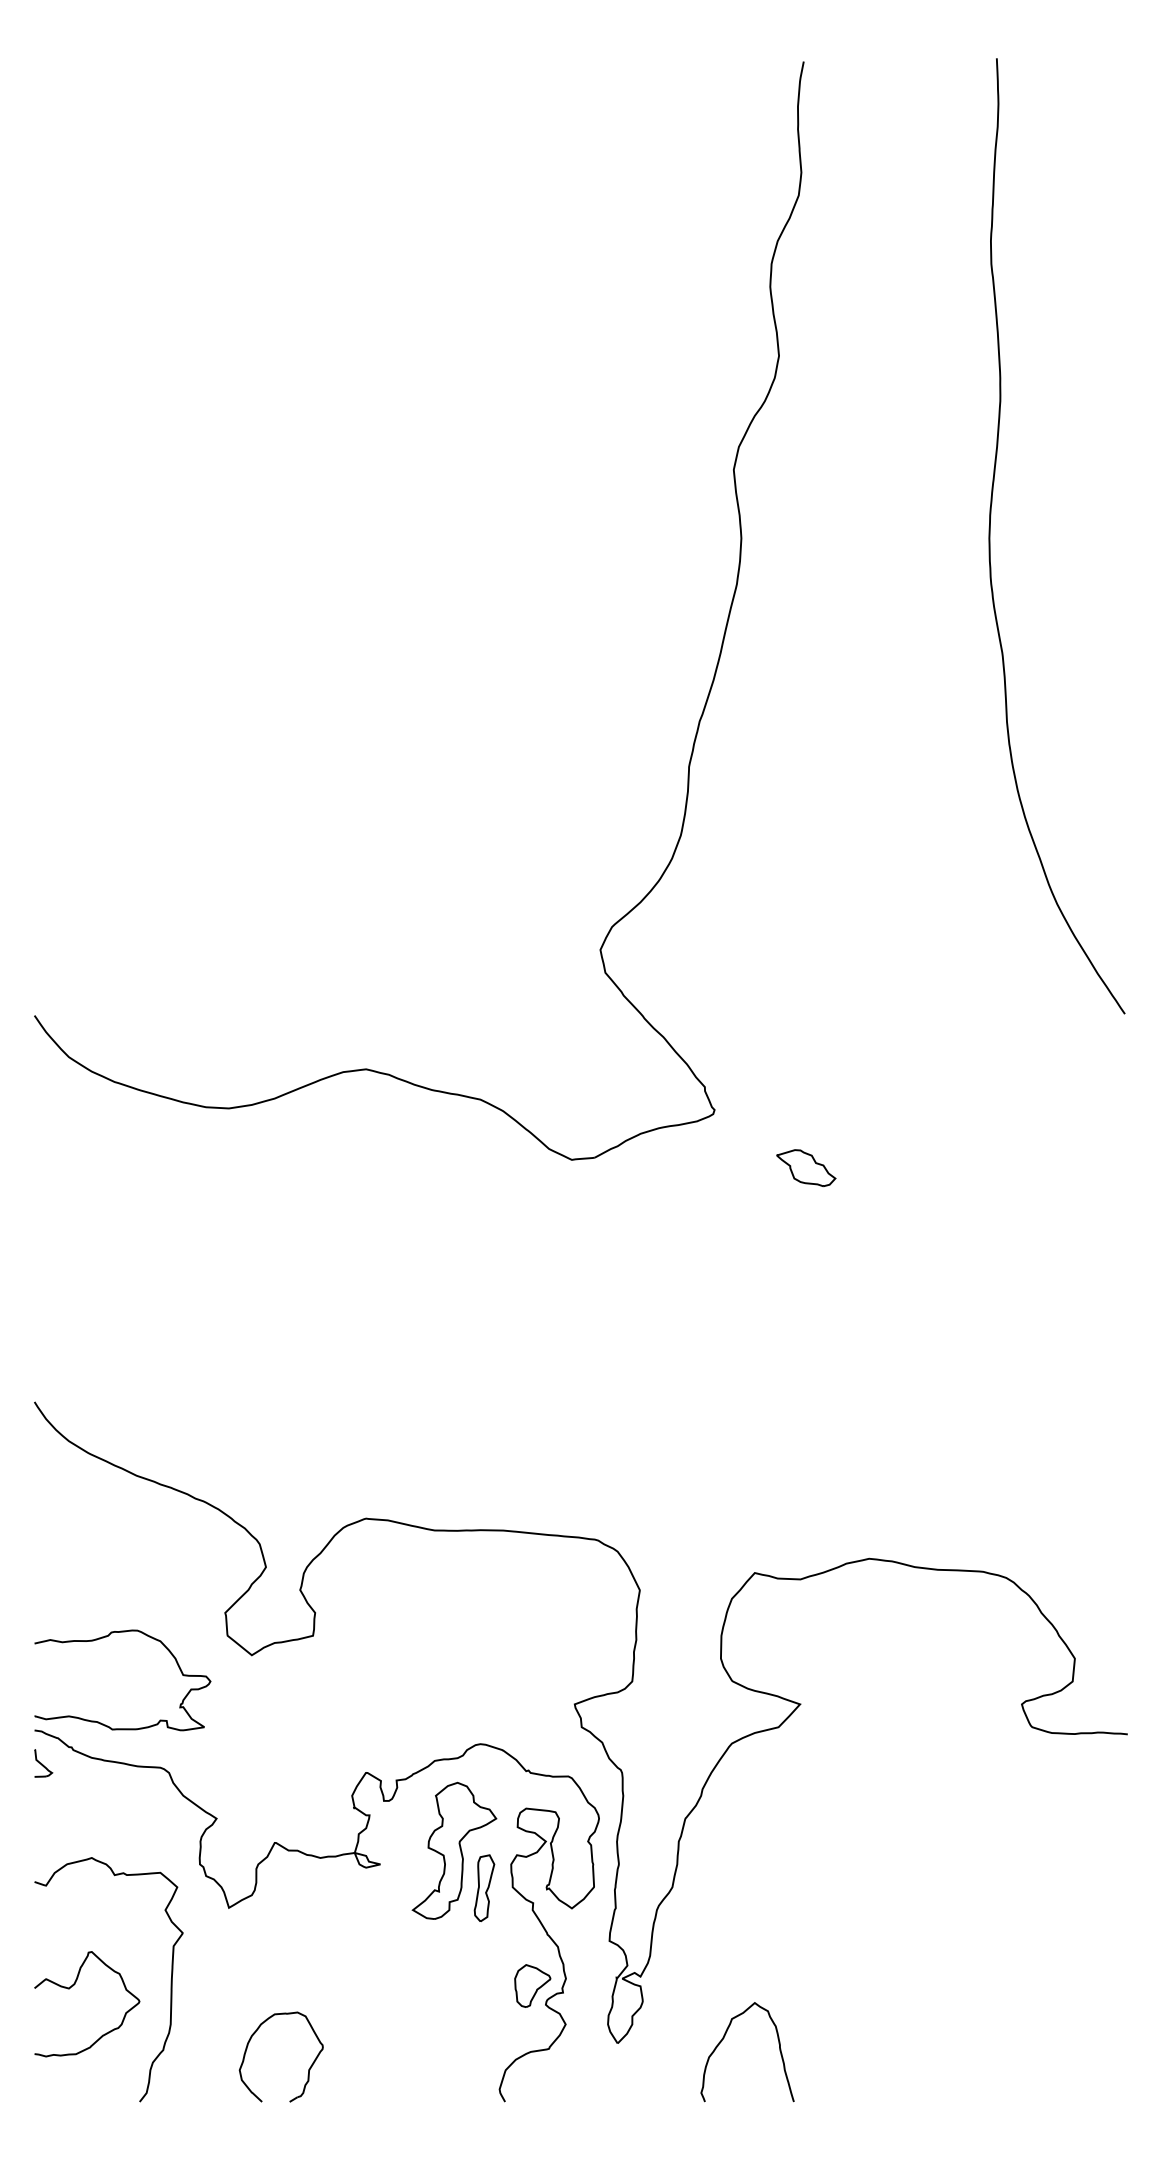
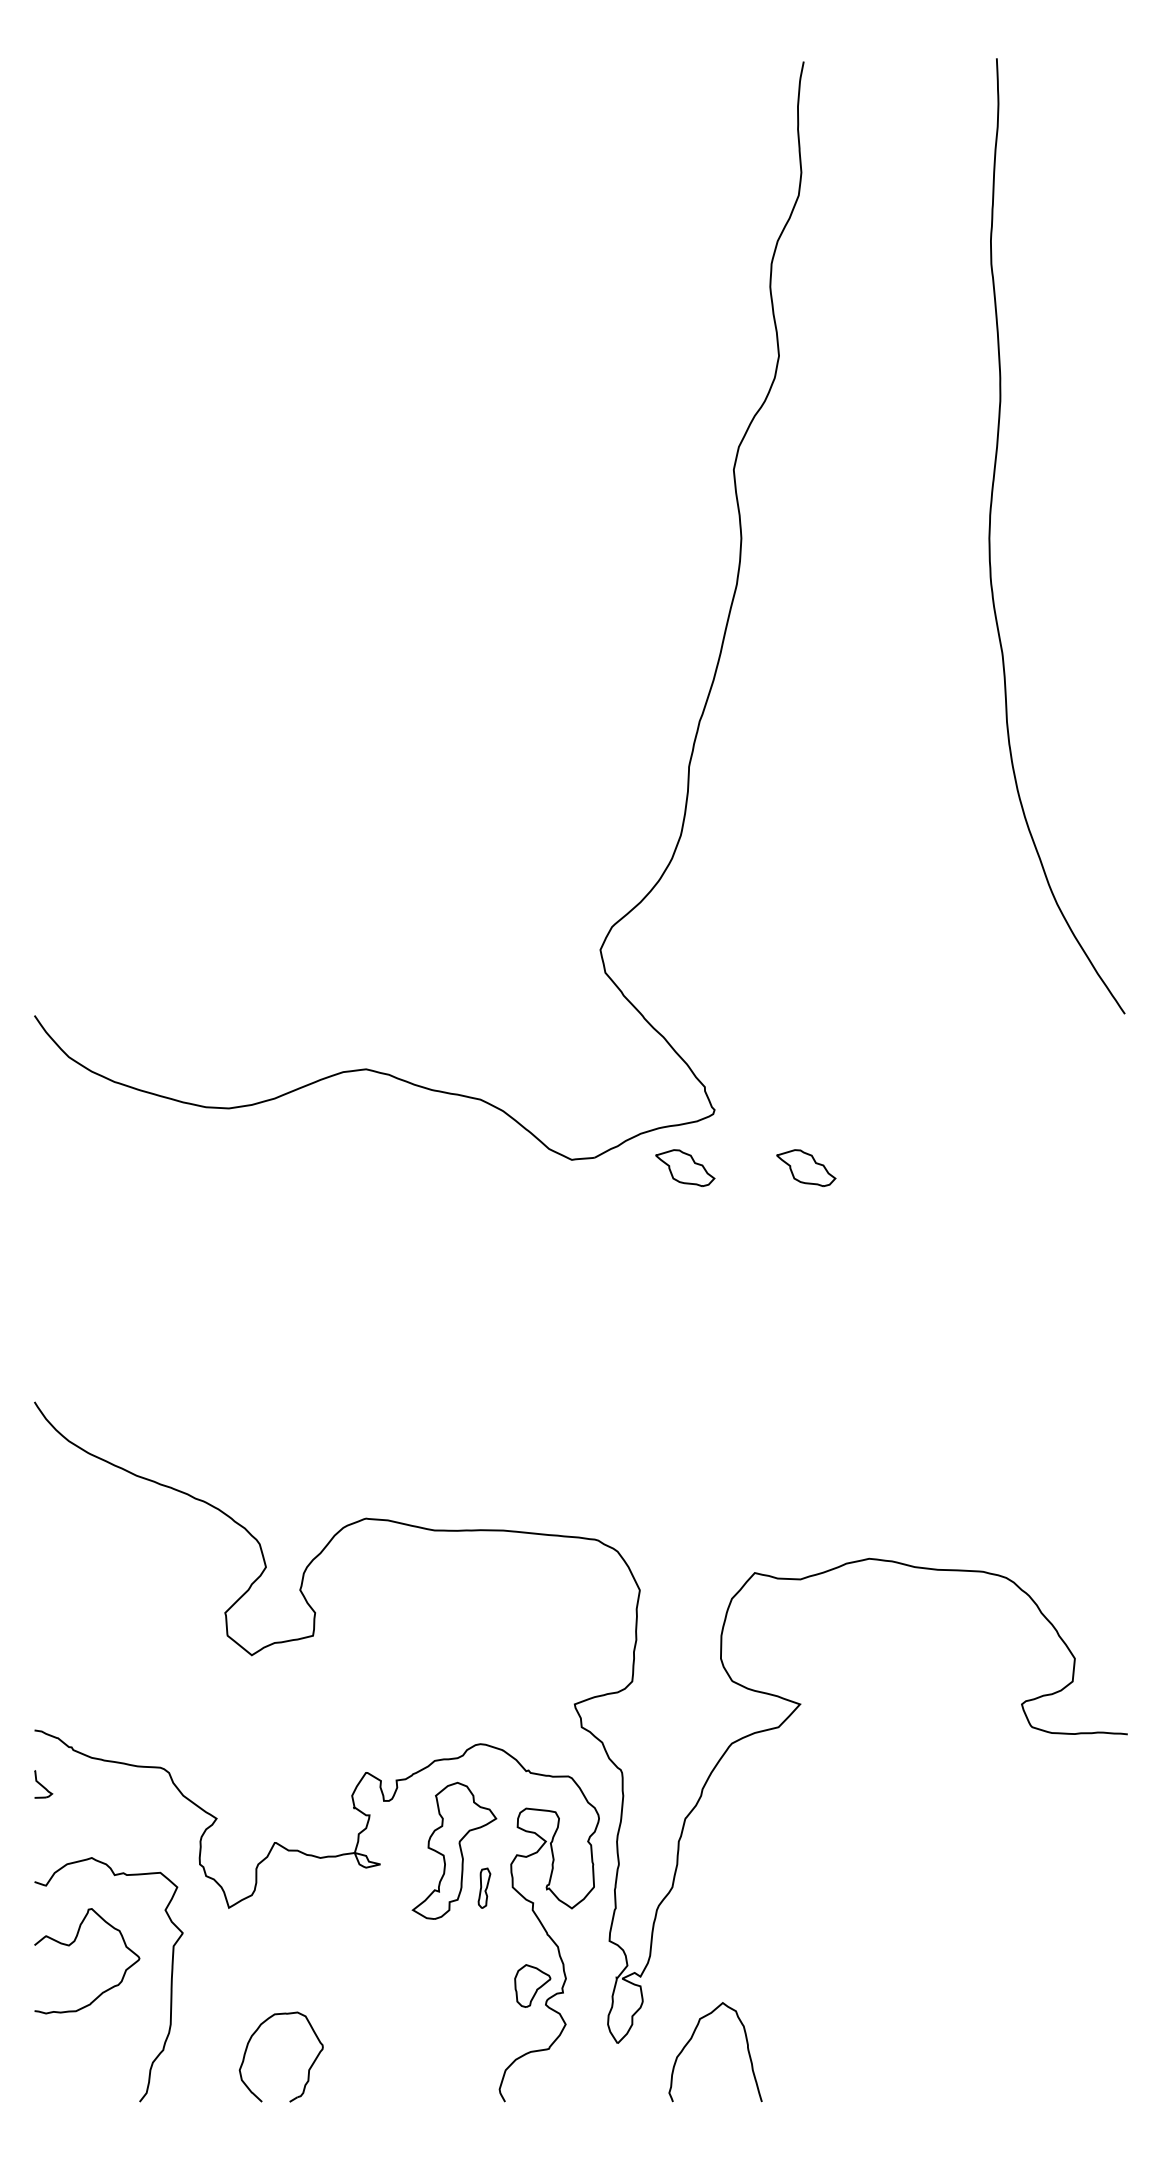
part: none -> present (685, 1168)
curve: present -> none (106, 1637)
part position: (43, 1763) -> (43, 1784) (43, 1784)
part size: 23x69 px -> 15x42 px (484, 1887)
curve position: (73, 1986) -> (73, 1943) (73, 1943)
curve position: (724, 2038) -> (692, 2038) (692, 2038)
